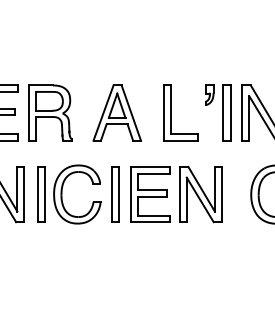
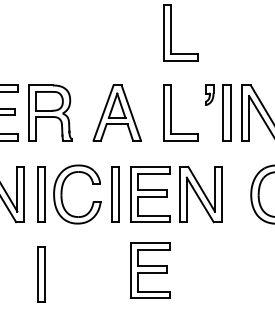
part: none -> present (171, 32)
part: none -> present (150, 270)
part: none -> present (41, 274)
